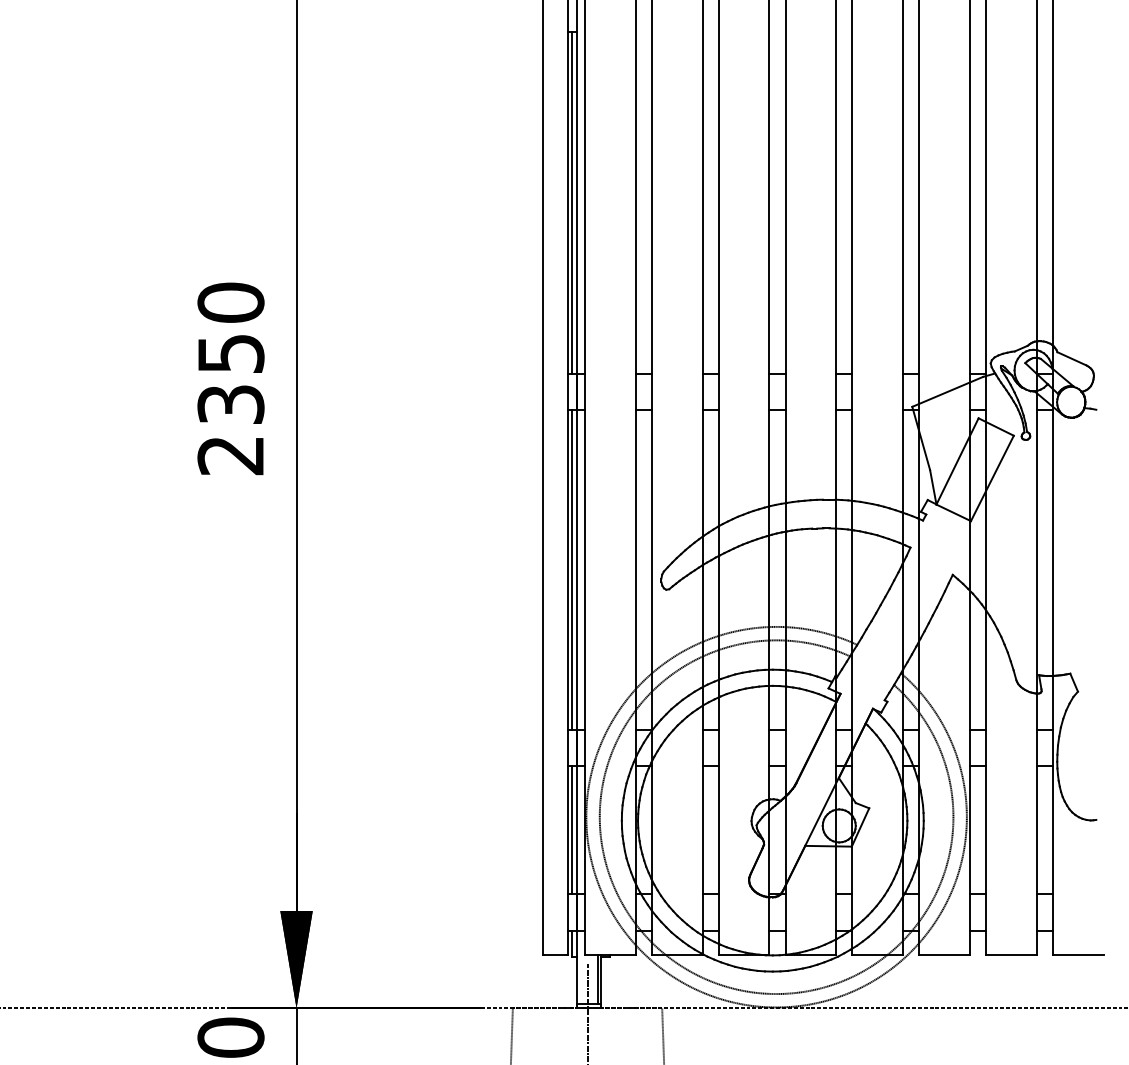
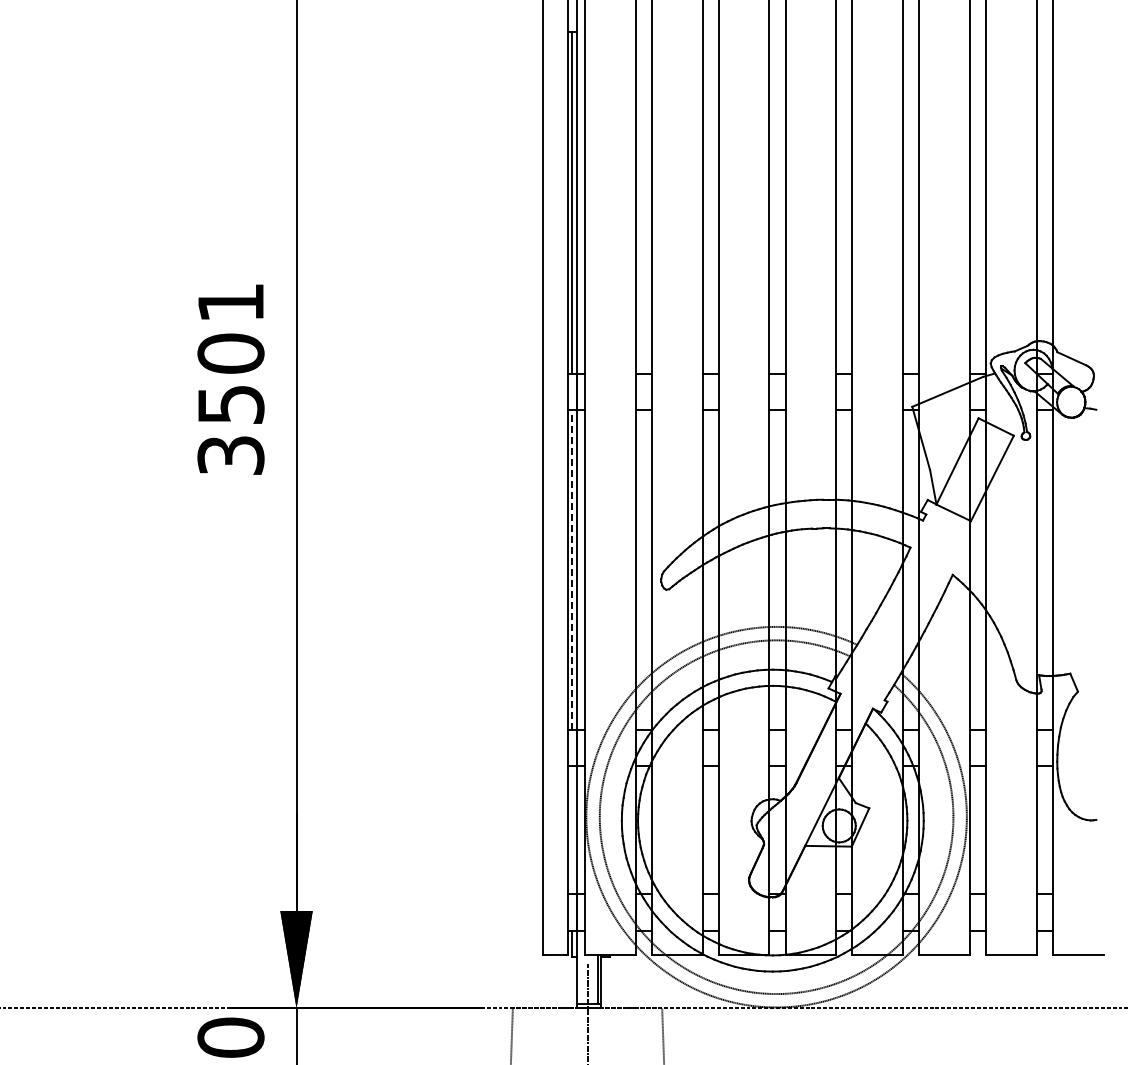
text: 2350 -> 3501 (230, 378)
line: solid -> dashed (572, 570)
line: present -> none (572, 830)
